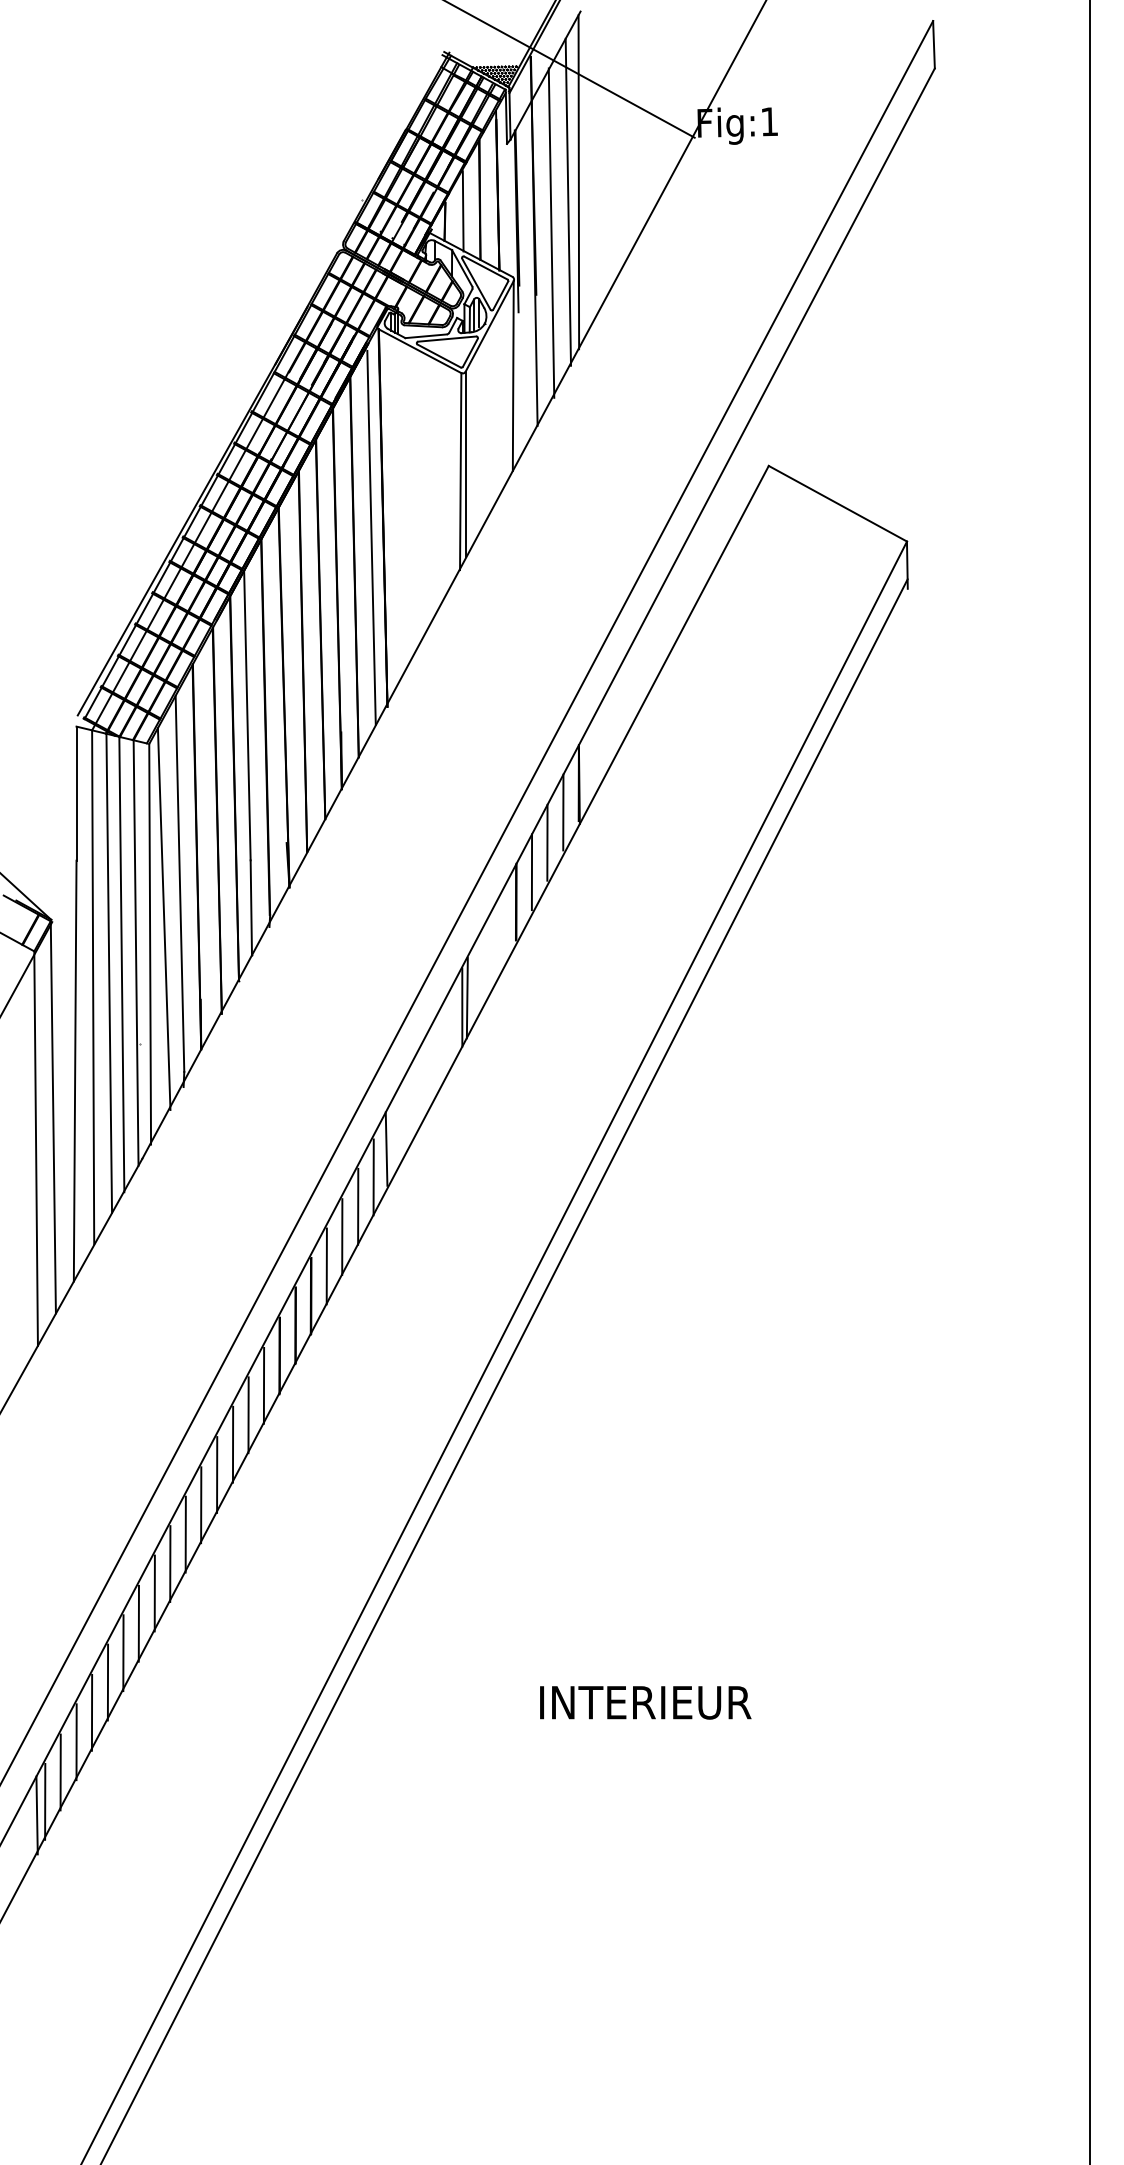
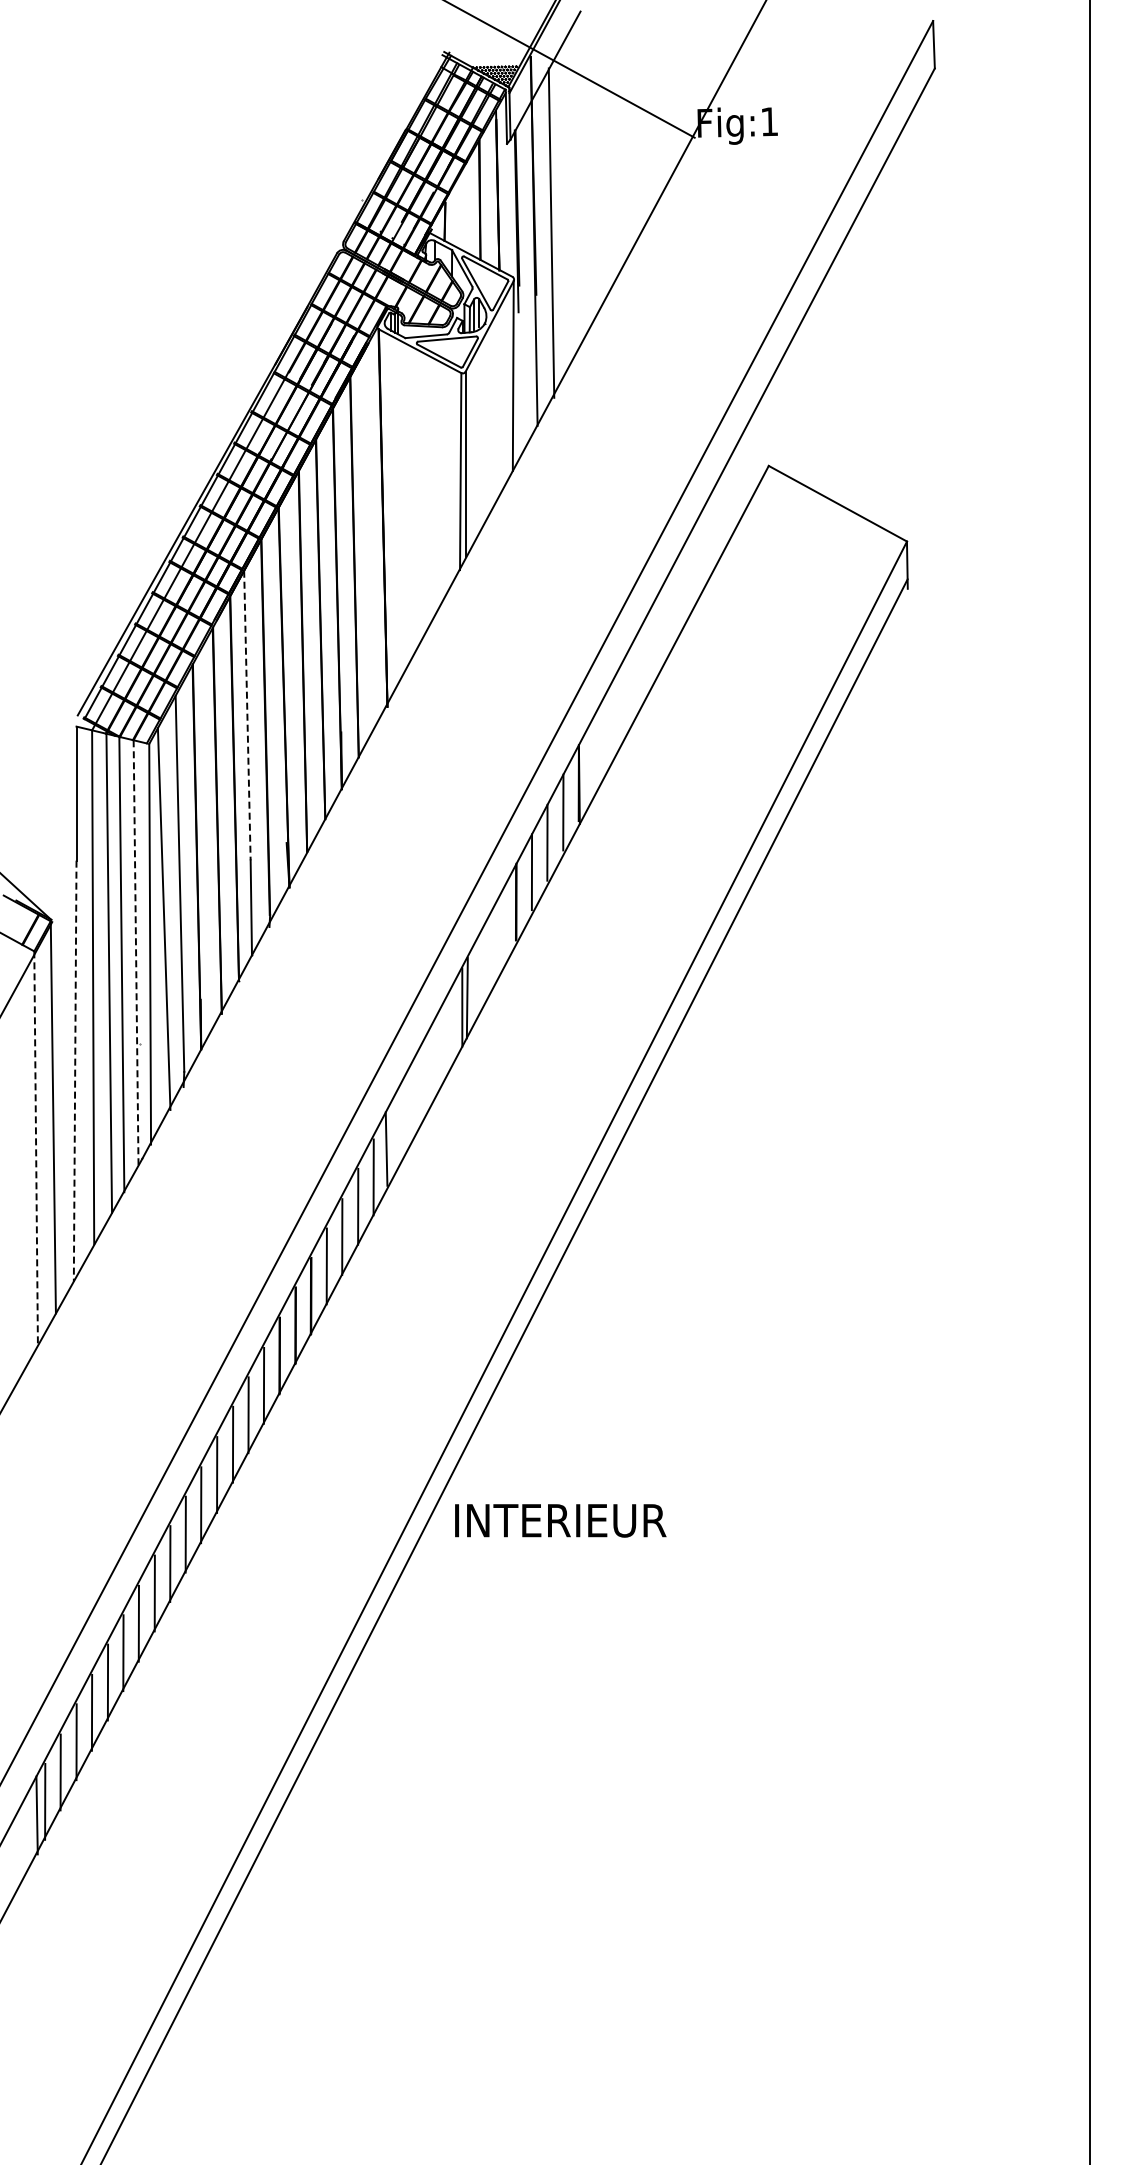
line: present -> none (578, 182)
line: present -> none (568, 201)
line: present -> none (462, 211)
line: present -> none (371, 537)
line: solid -> dashed (247, 715)
line: solid -> dashed (136, 953)
line: solid -> dashed (75, 1071)
line: solid -> dashed (36, 1149)
text position: (645, 1702) -> (560, 1520) (560, 1520)
